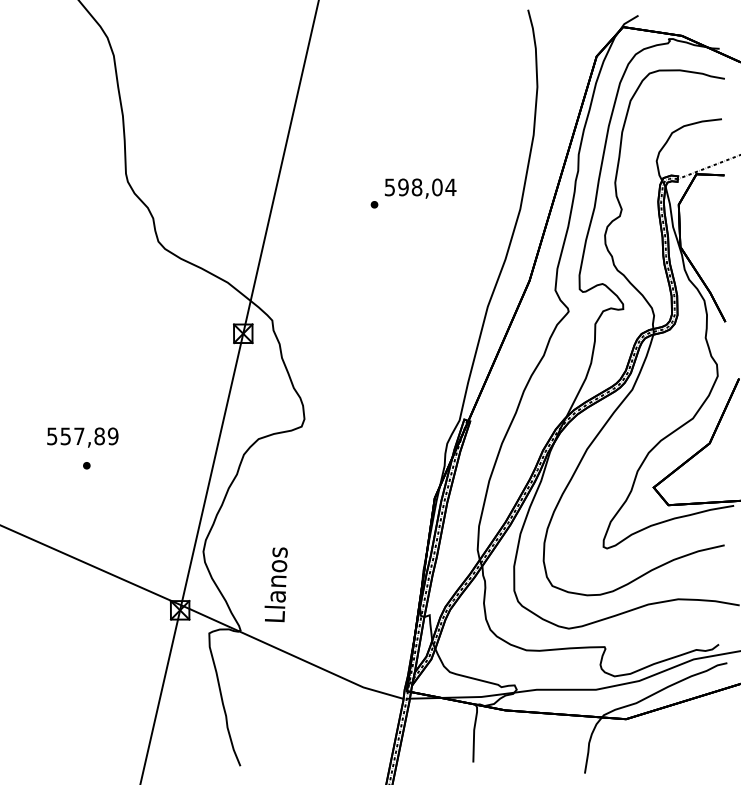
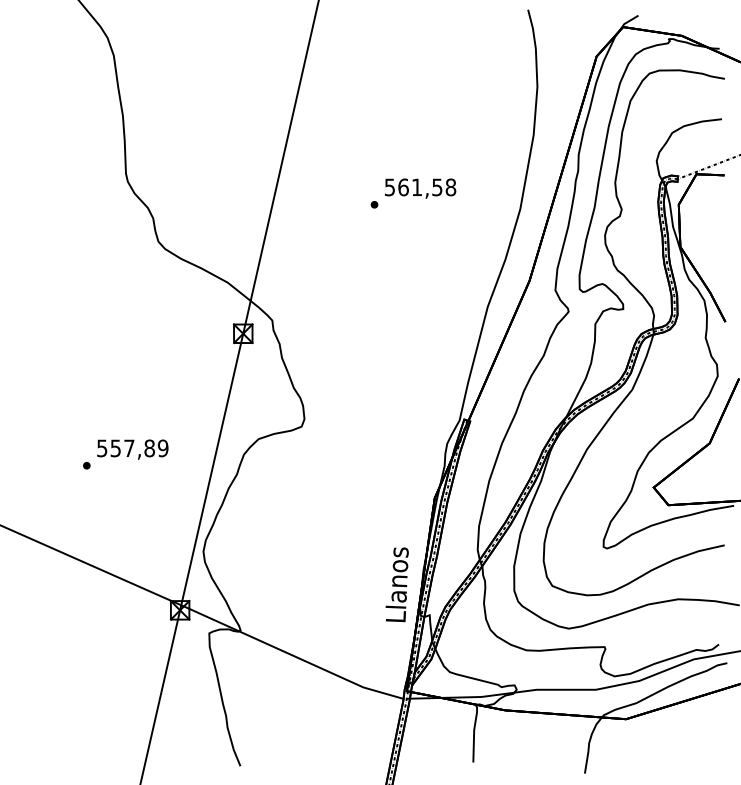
text: 598,04 -> 561,58 (427, 187)
text position: (82, 437) -> (132, 449) (132, 449)
text position: (275, 584) -> (396, 584) (396, 584)
